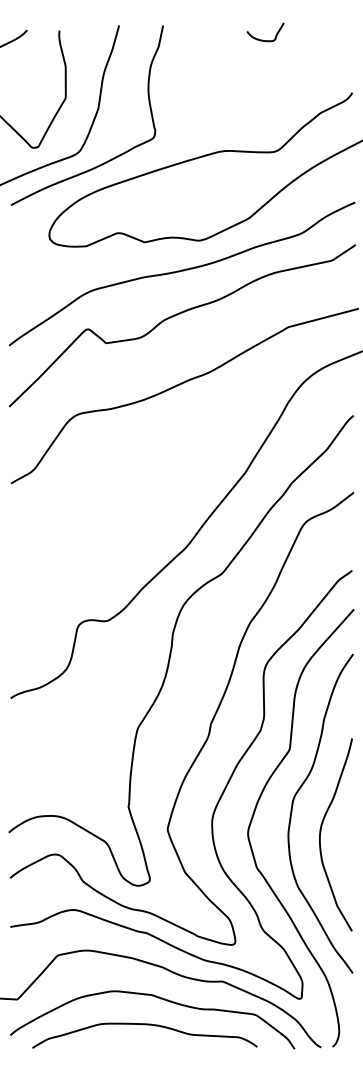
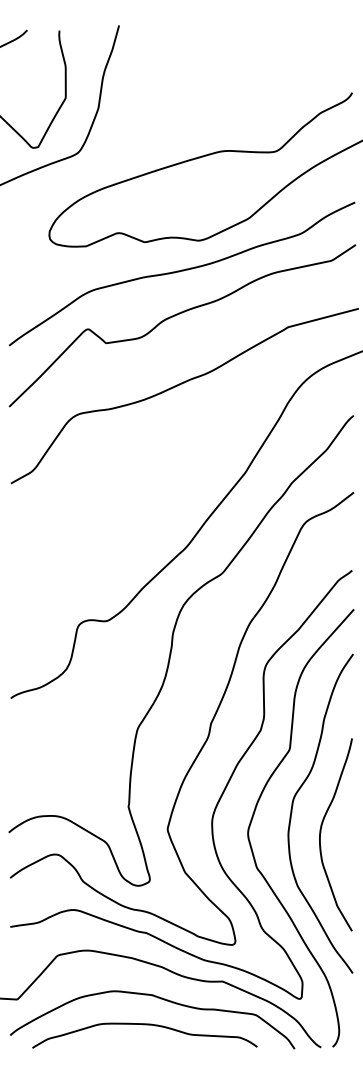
curve: present -> none (262, 39)
curve: present -> none (109, 159)
